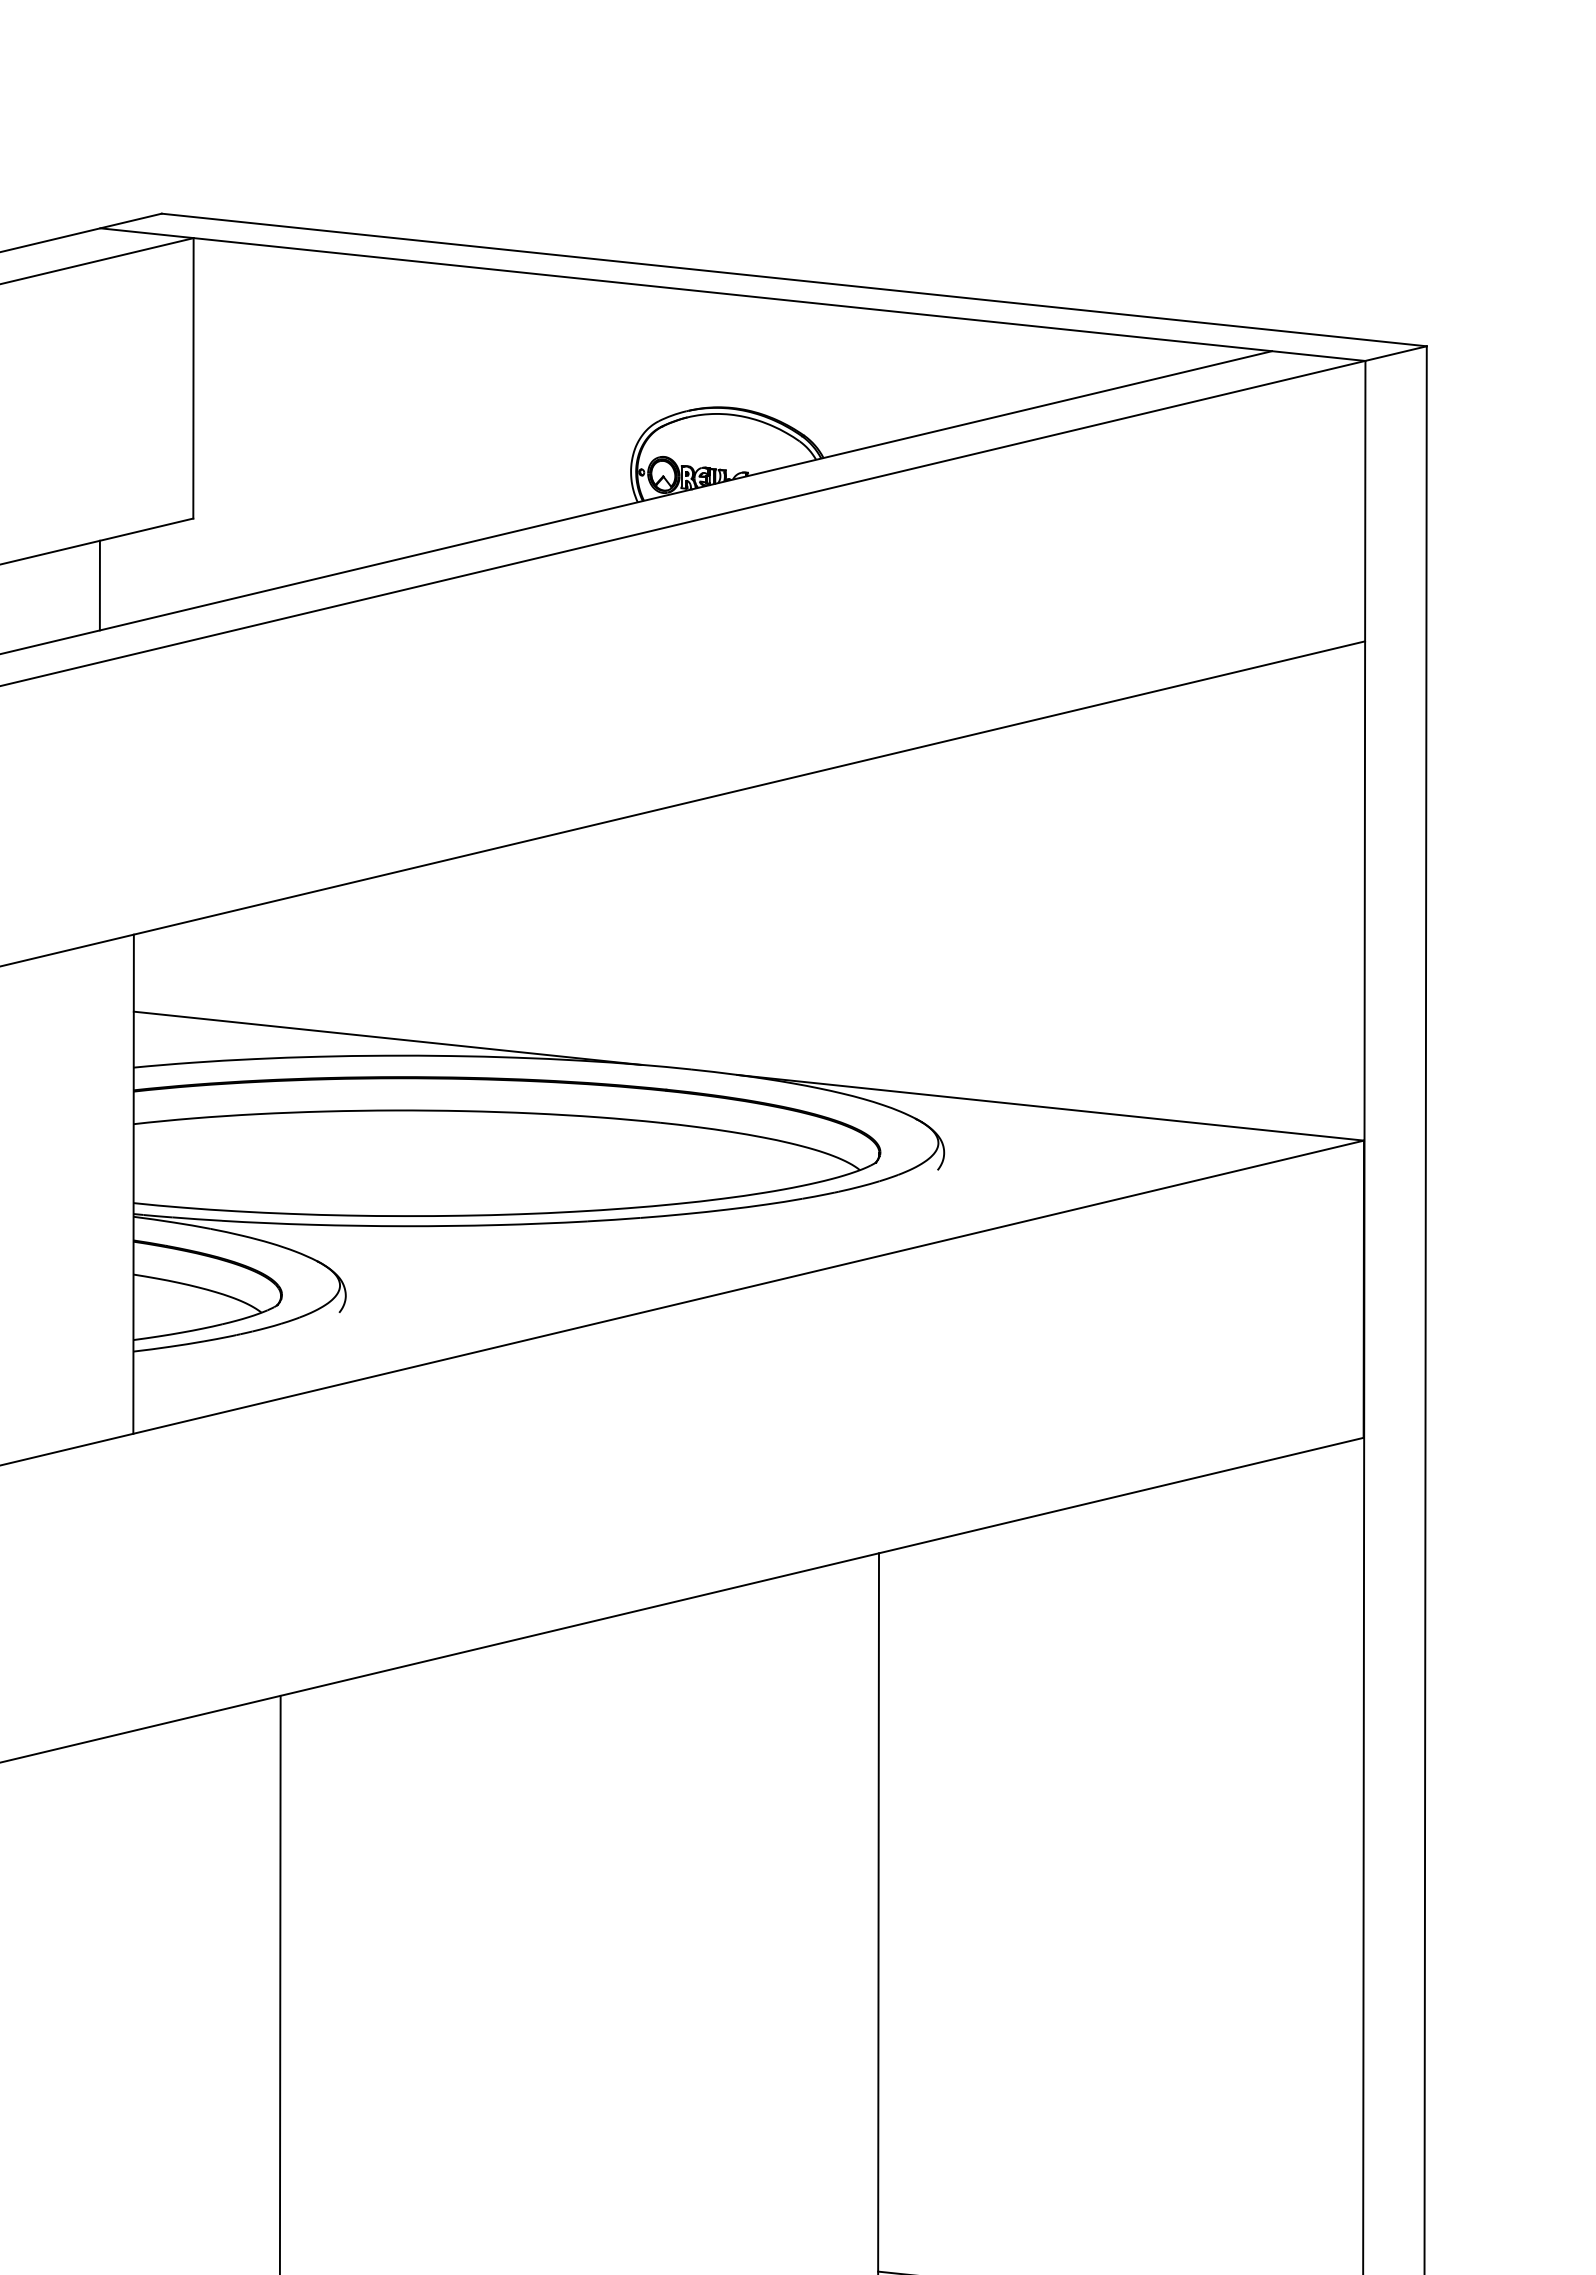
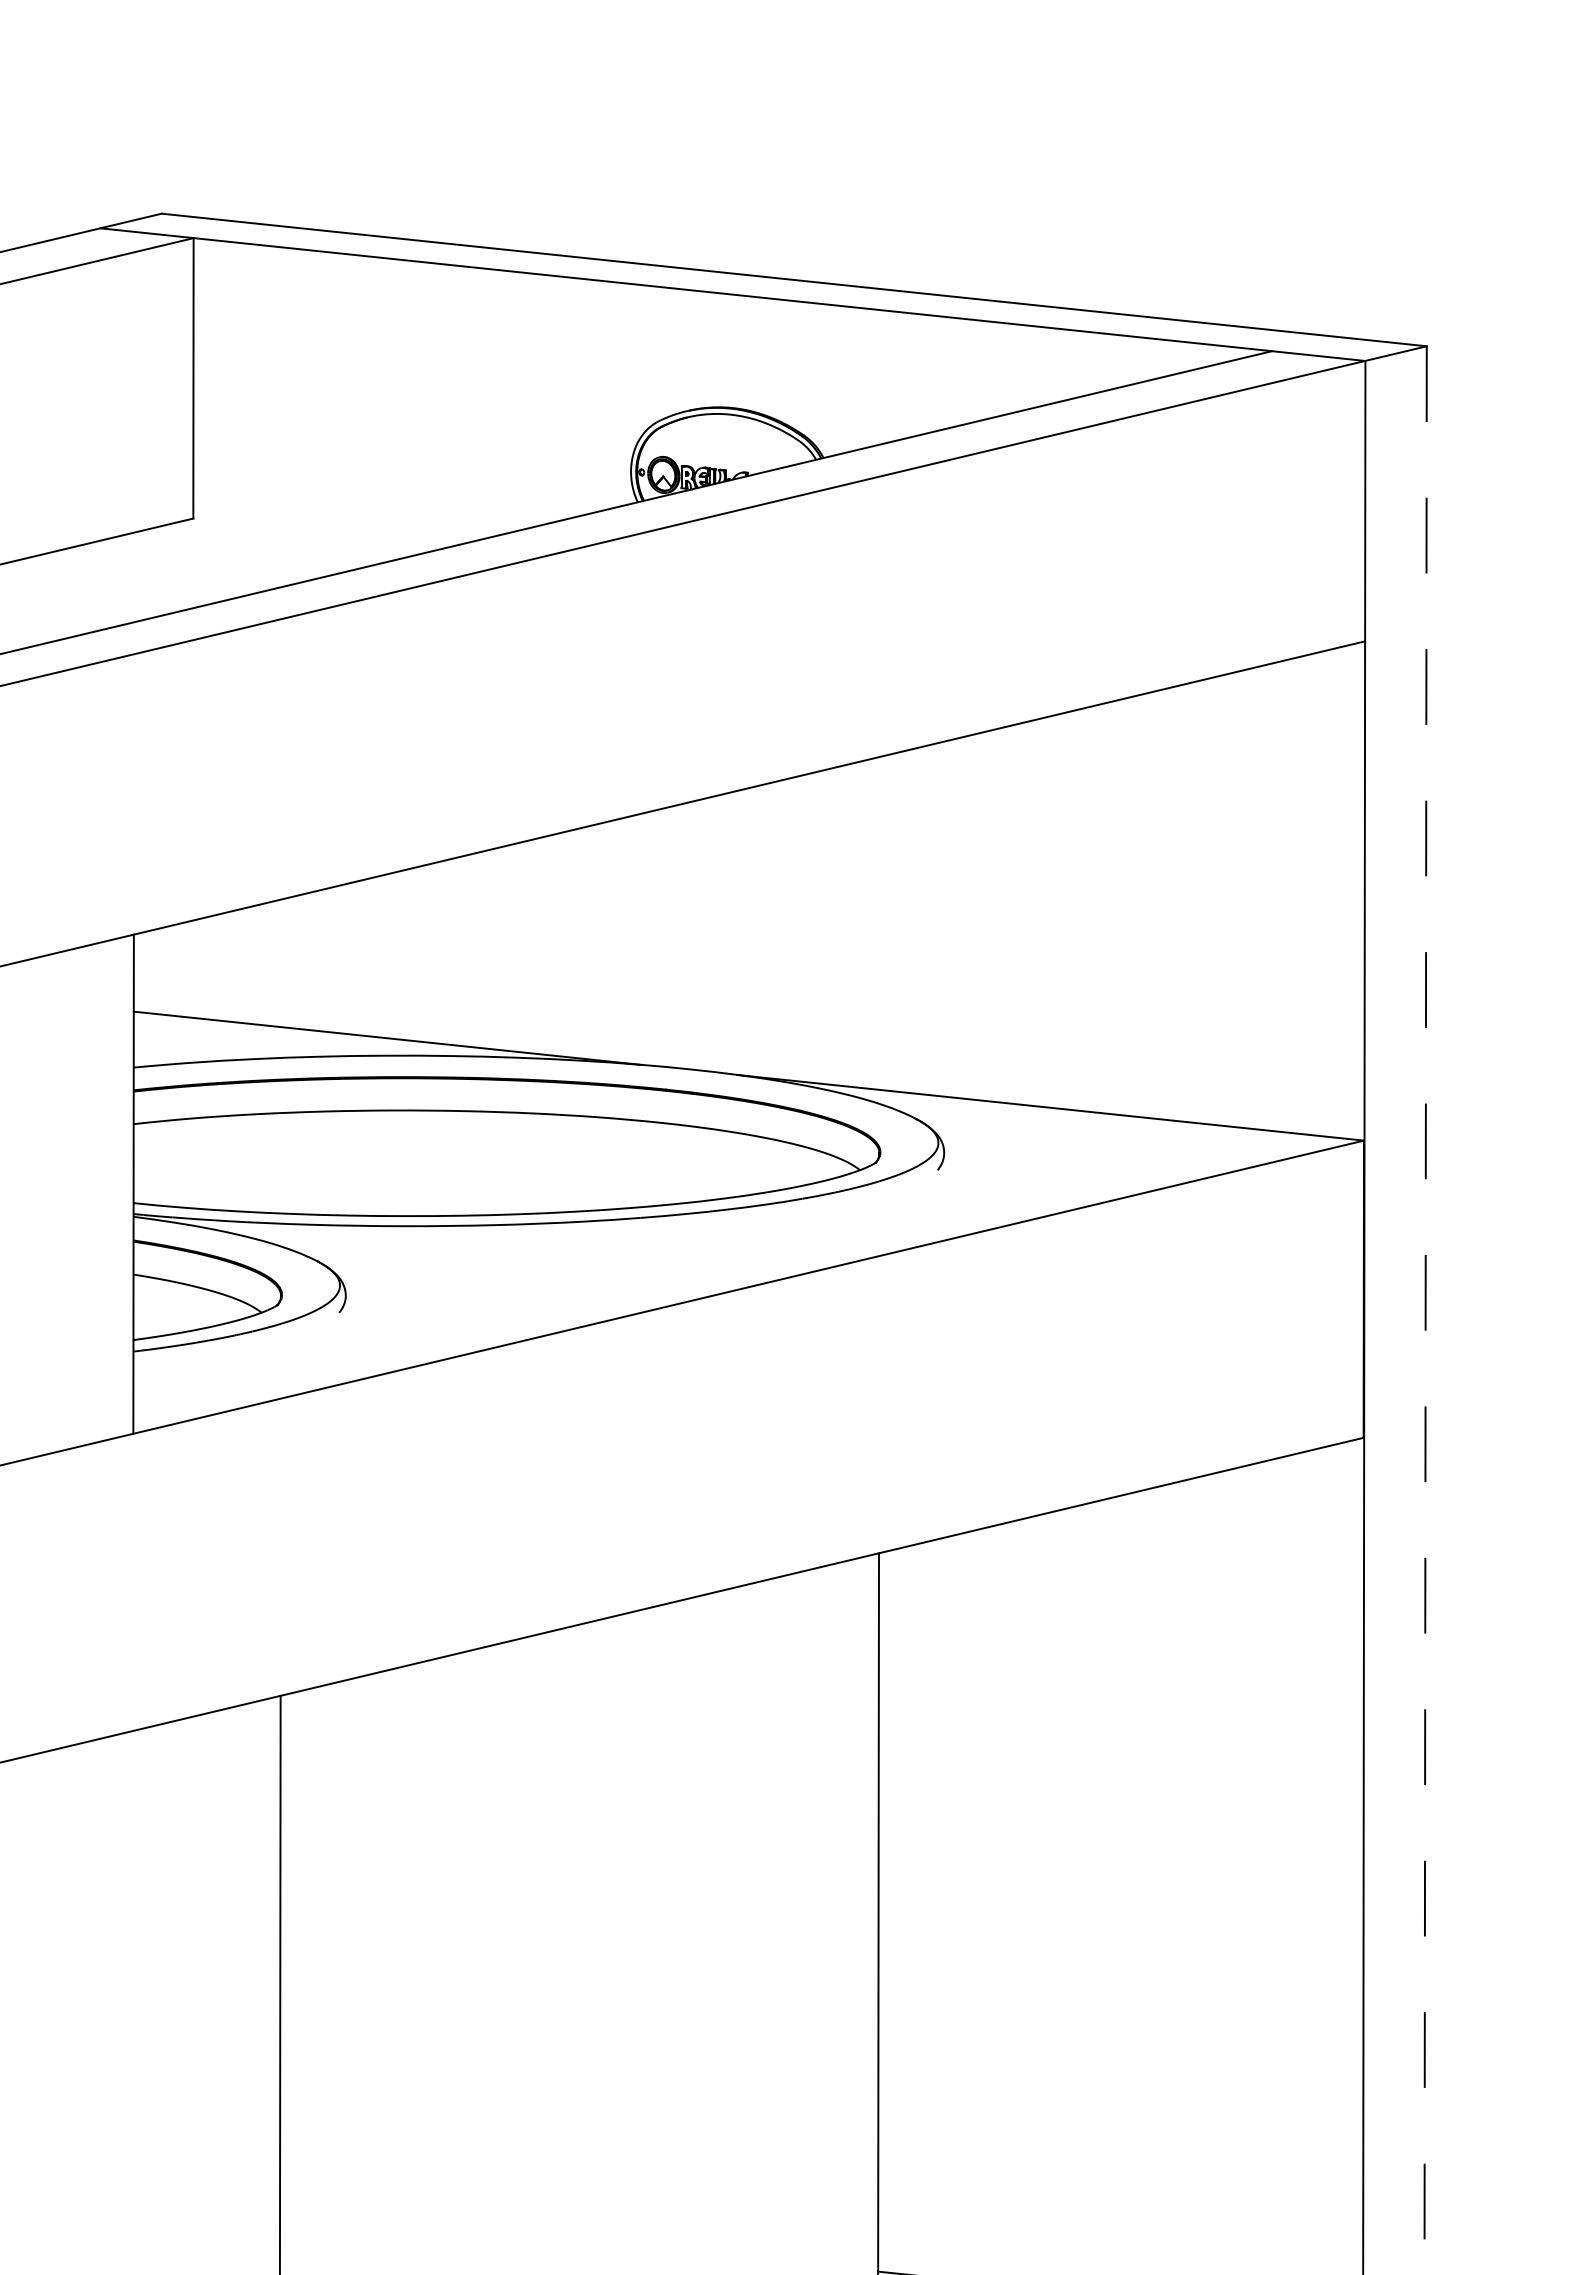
line: present -> none (99, 585)
line: solid -> dashed (1425, 1310)
